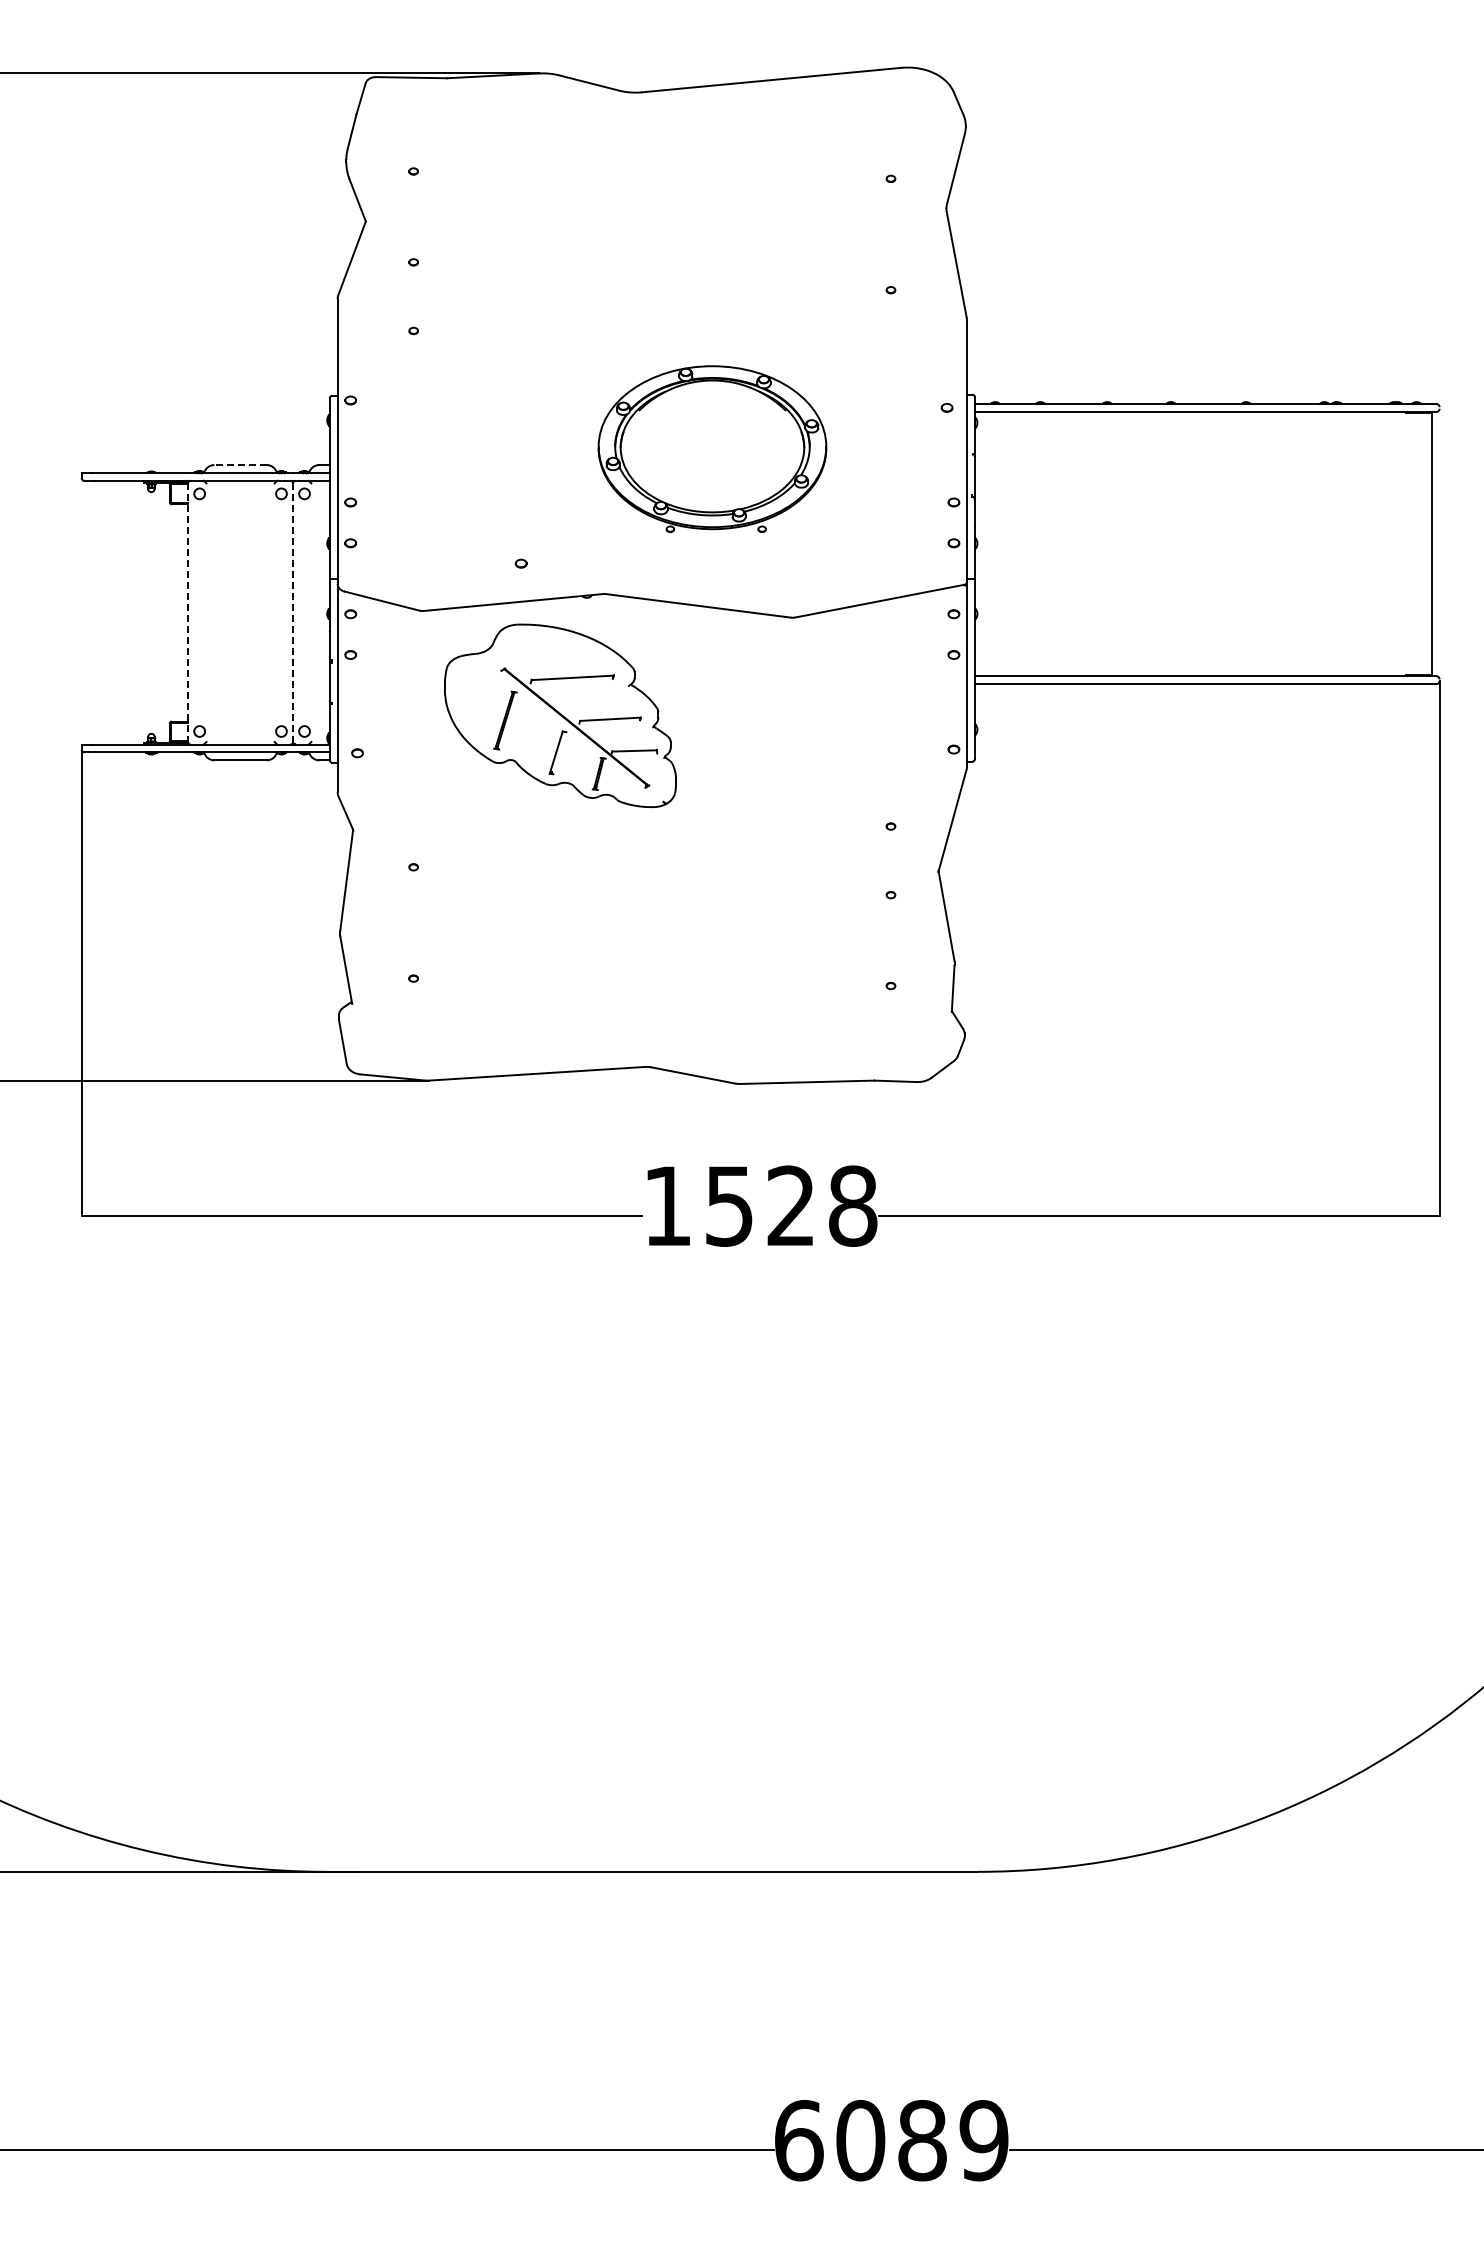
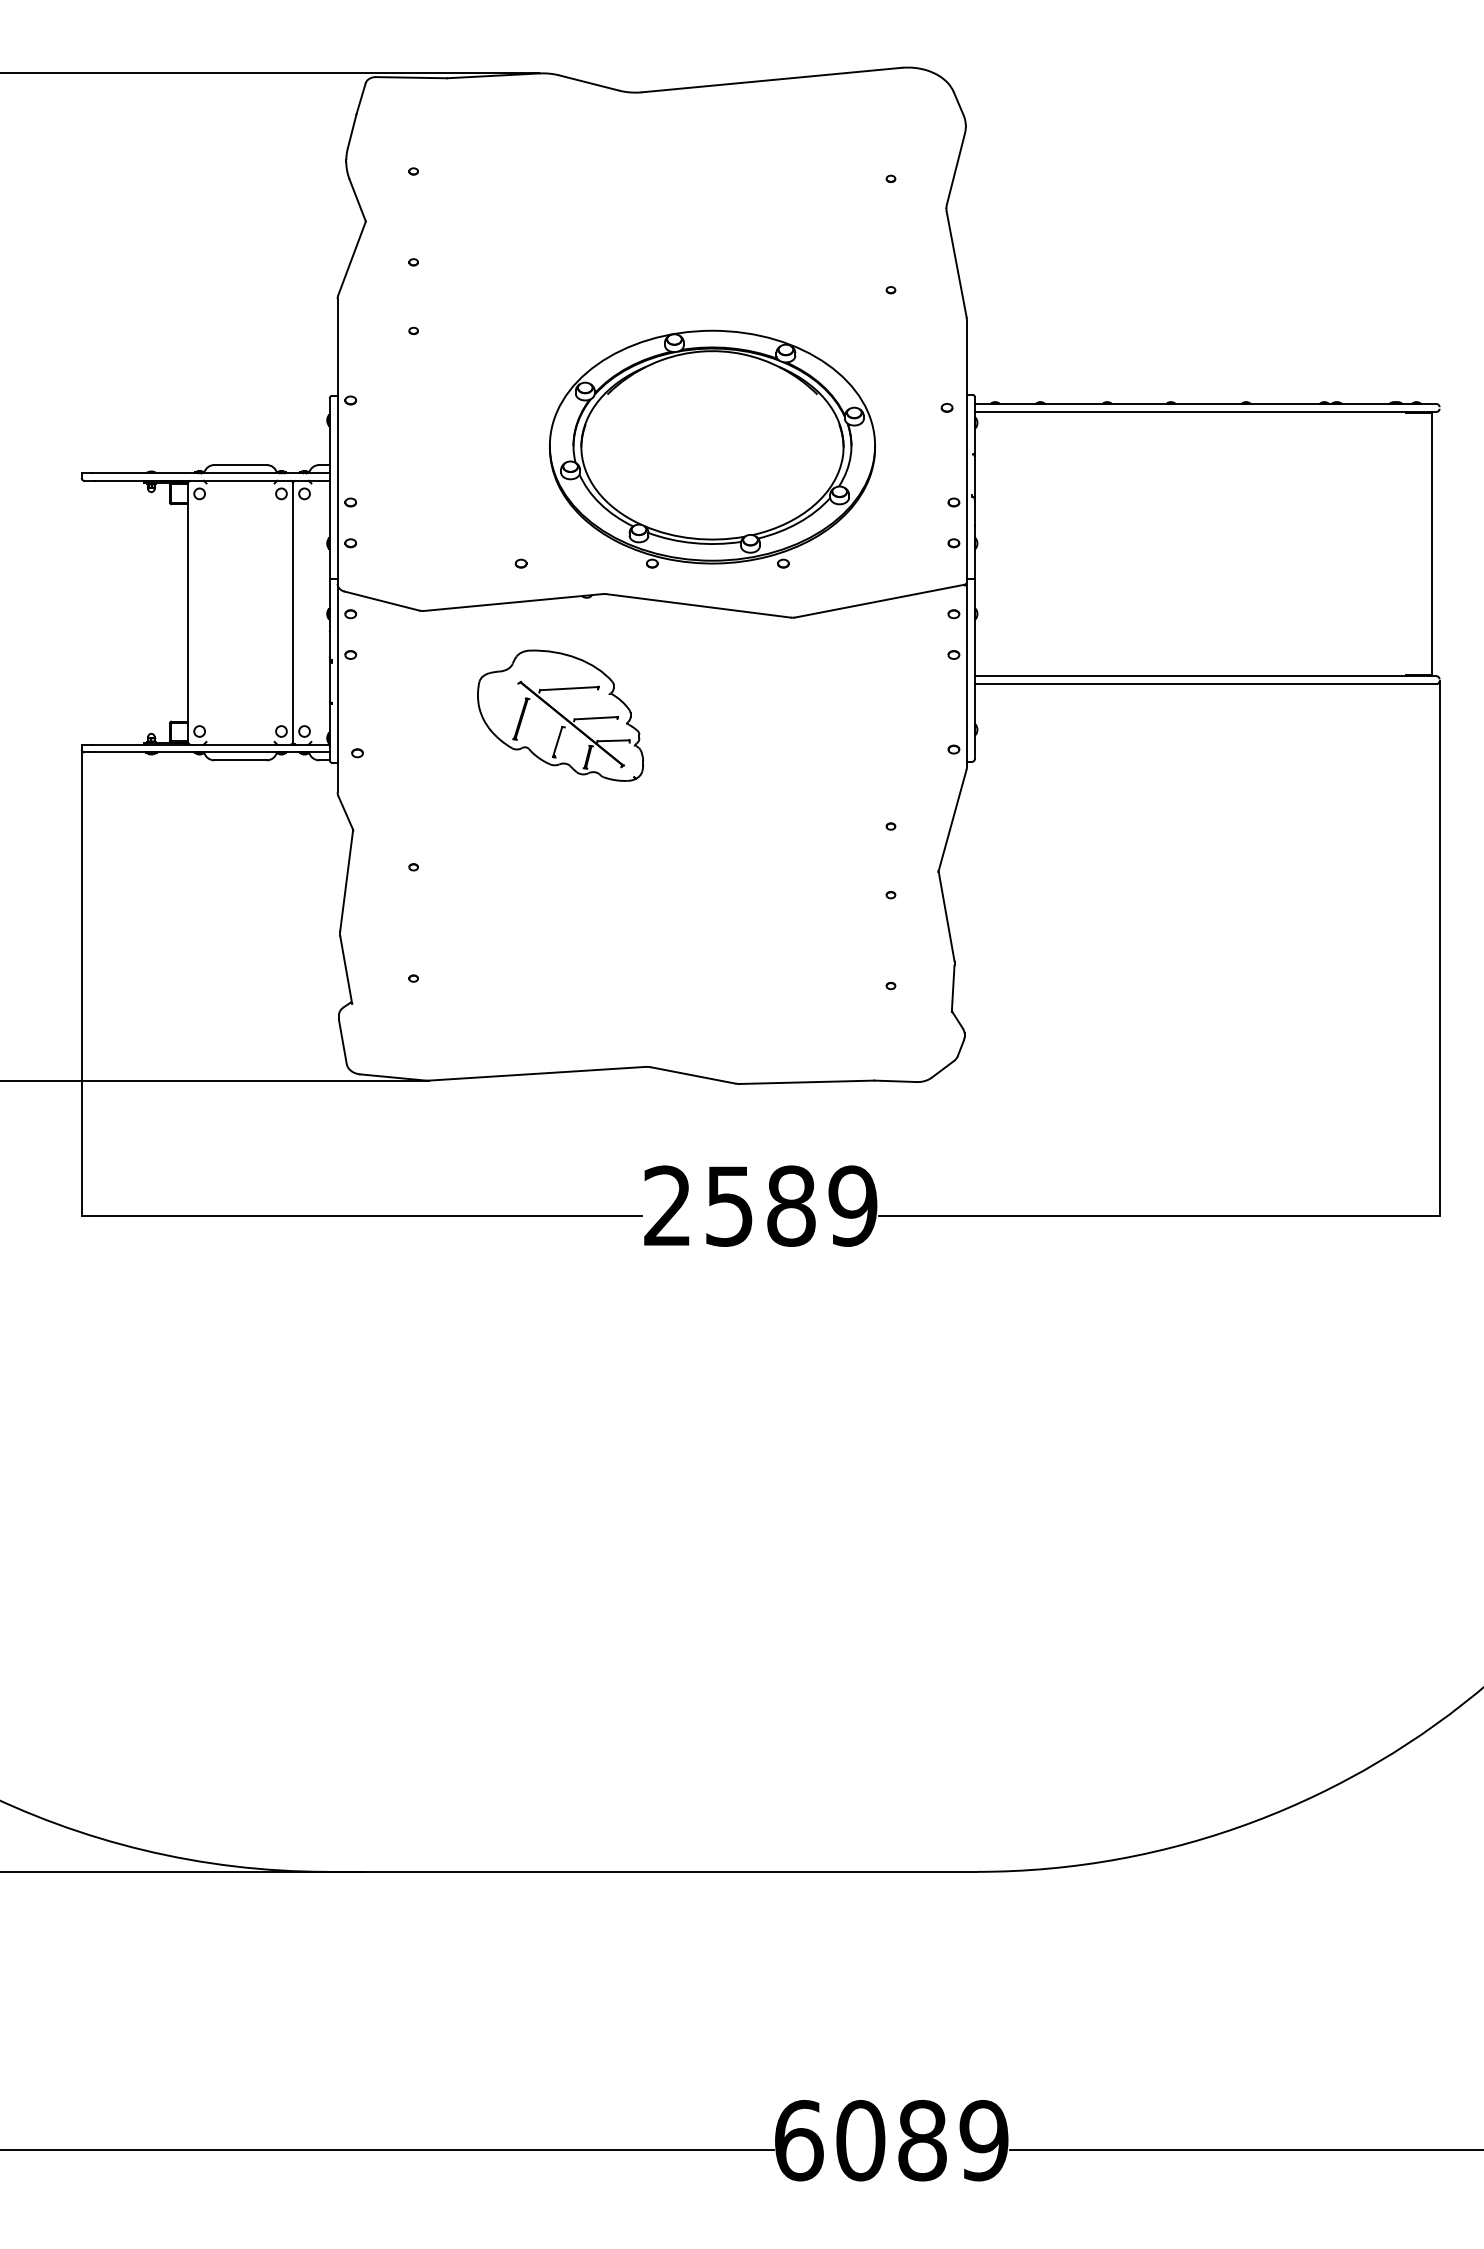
part size: 231x168 px -> 327x240 px (712, 448)
line: dashed -> solid (240, 465)
line: dashed -> solid (188, 613)
line: dashed -> solid (293, 613)
part size: 233x185 px -> 168x133 px (560, 715)
text: 1528 -> 2589 (760, 1205)
